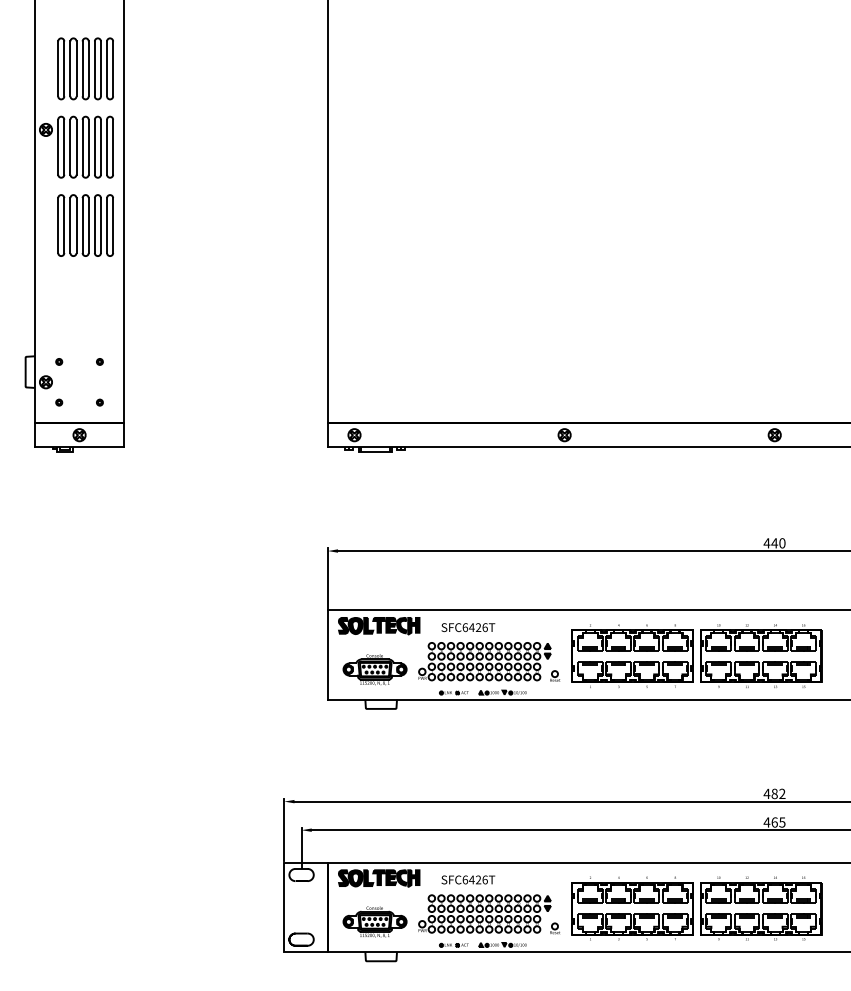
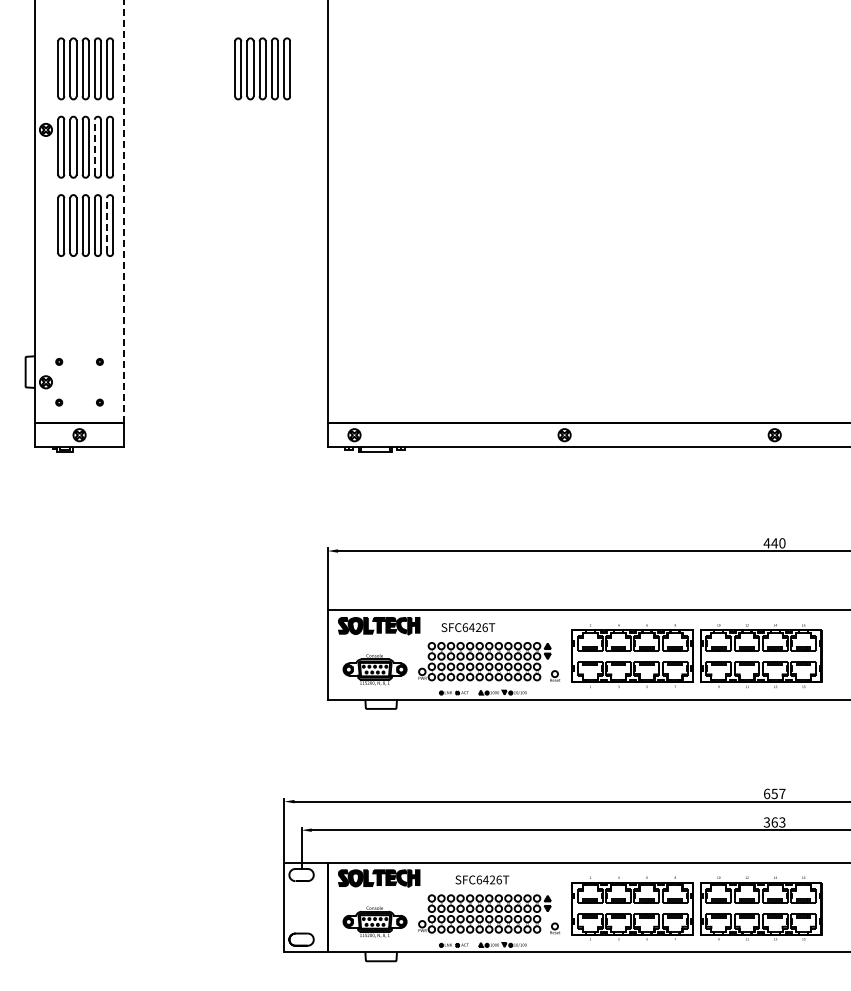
part: none -> present (262, 68)
line: solid -> dashed (94, 146)
line: solid -> dashed (124, 211)
line: solid -> dashed (107, 225)
text: 482 -> 657 (774, 793)
text: 465 -> 363 (774, 822)
text position: (468, 879) -> (482, 879) (482, 879)
